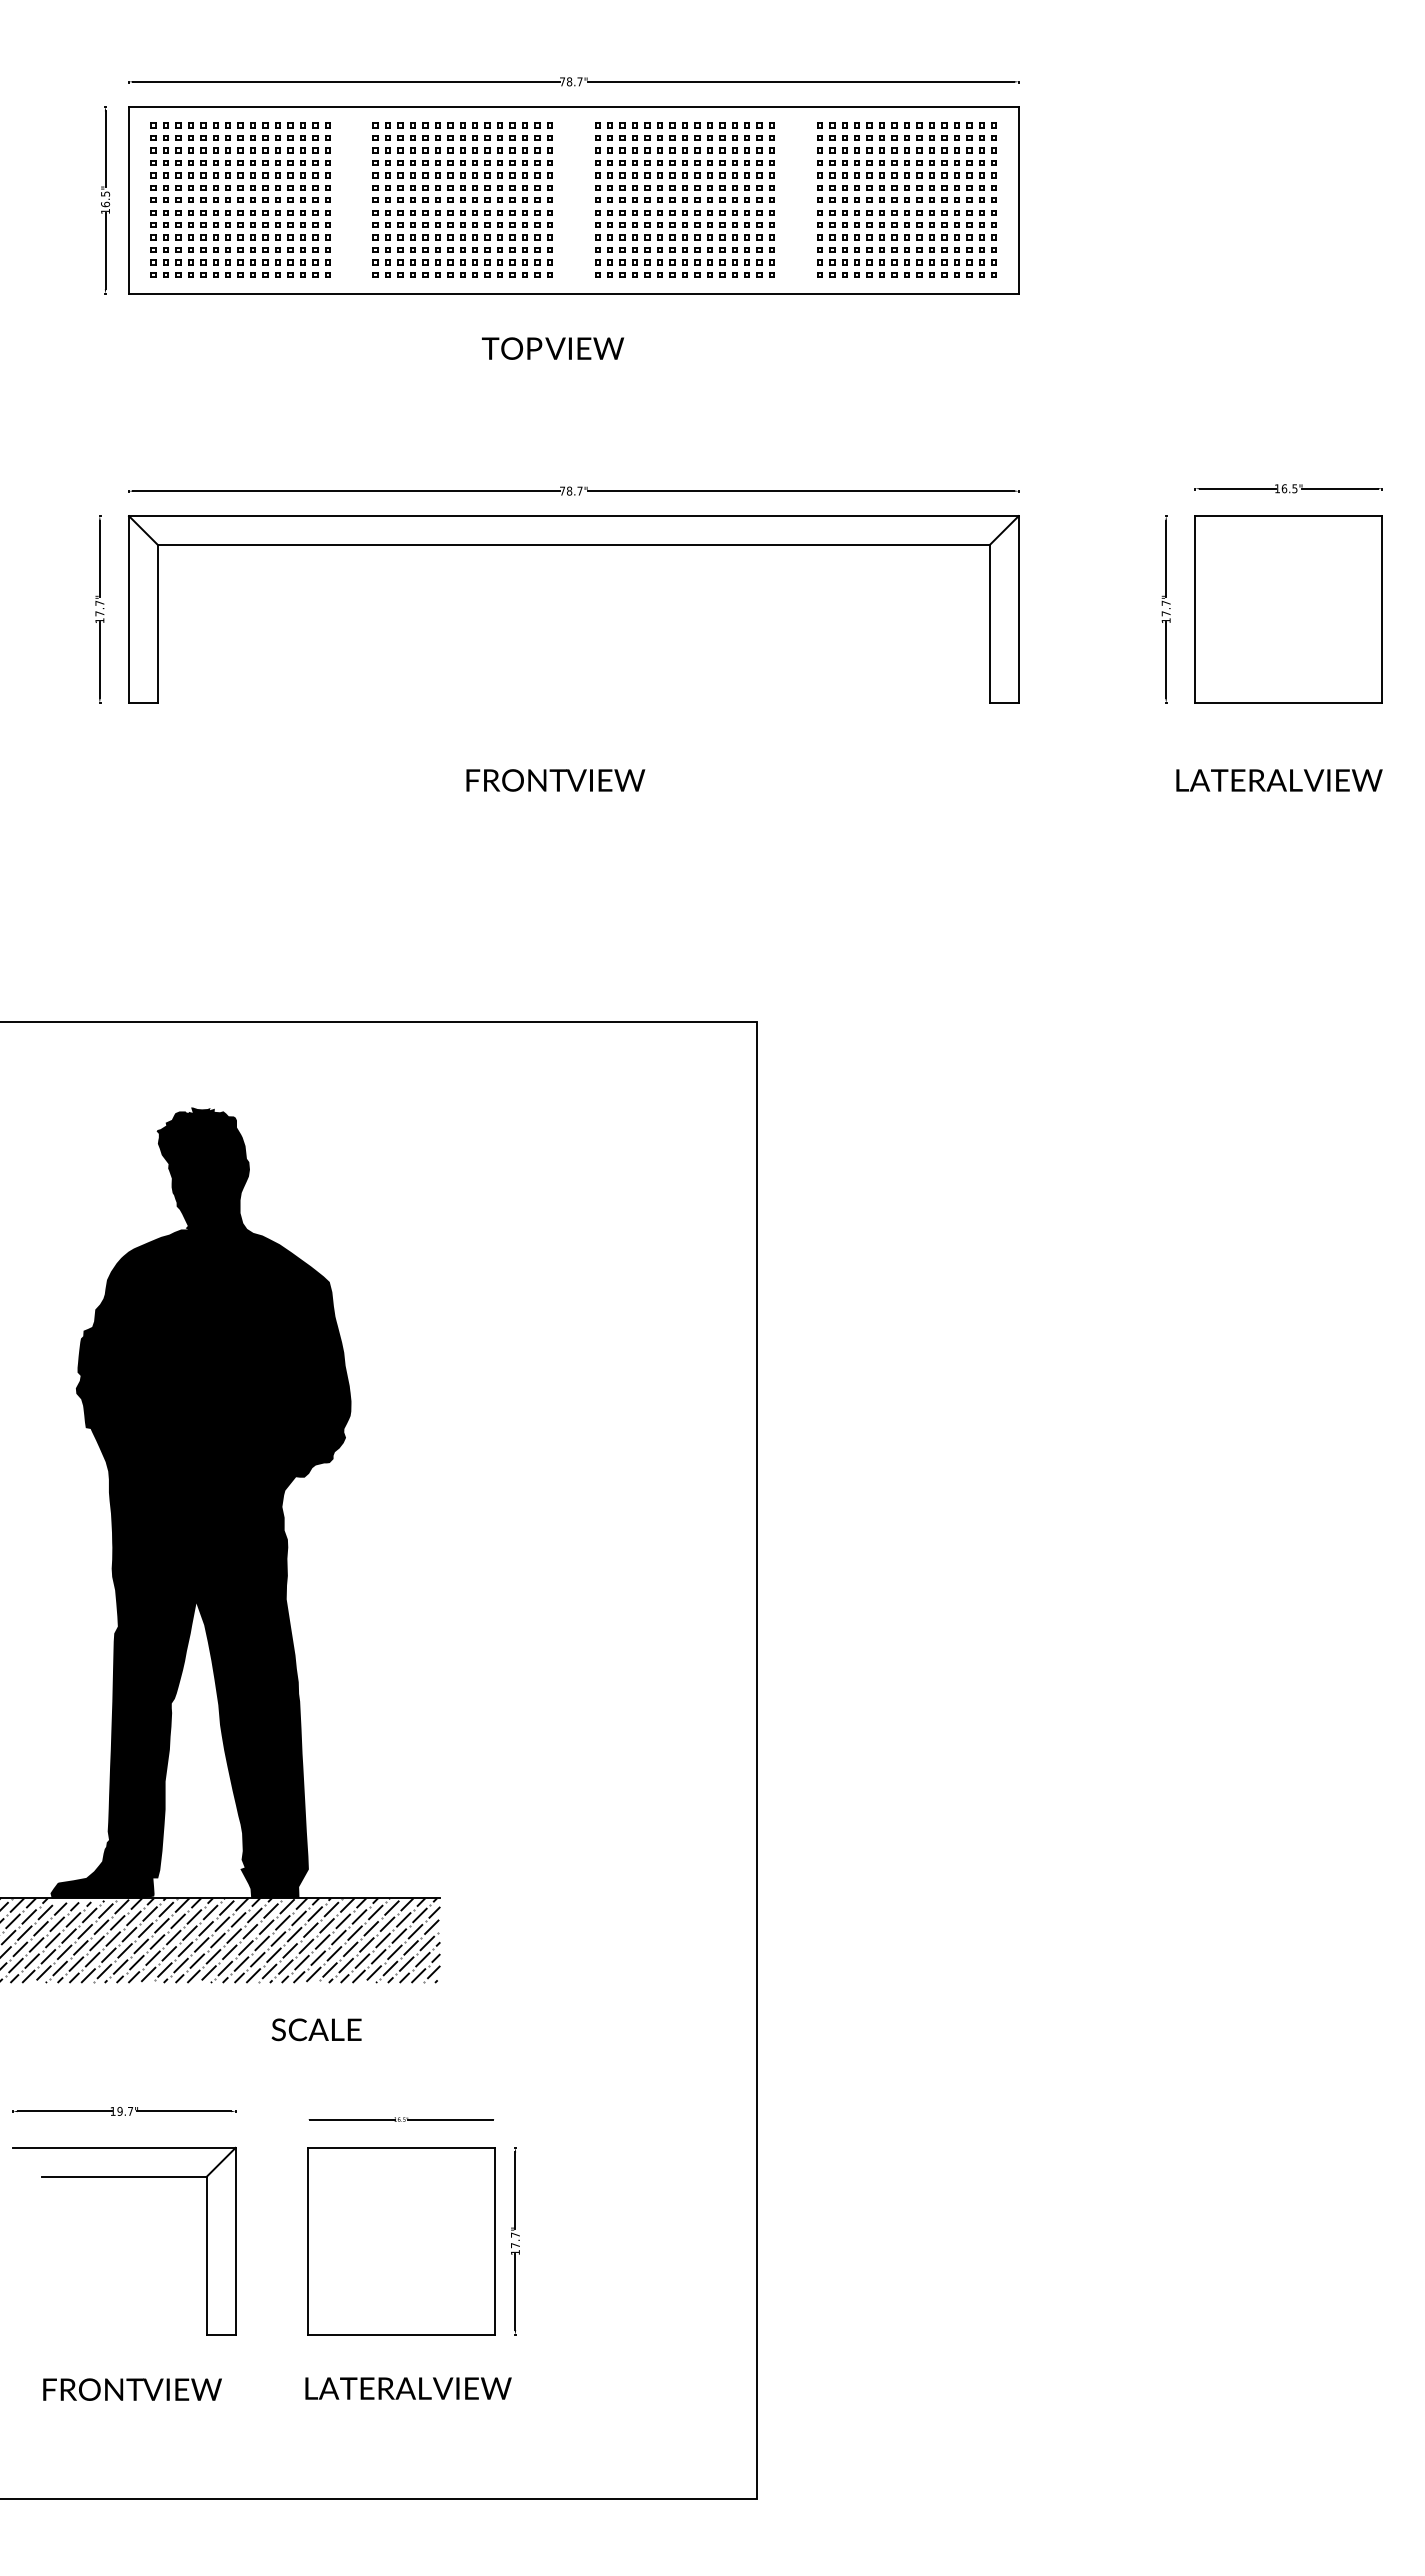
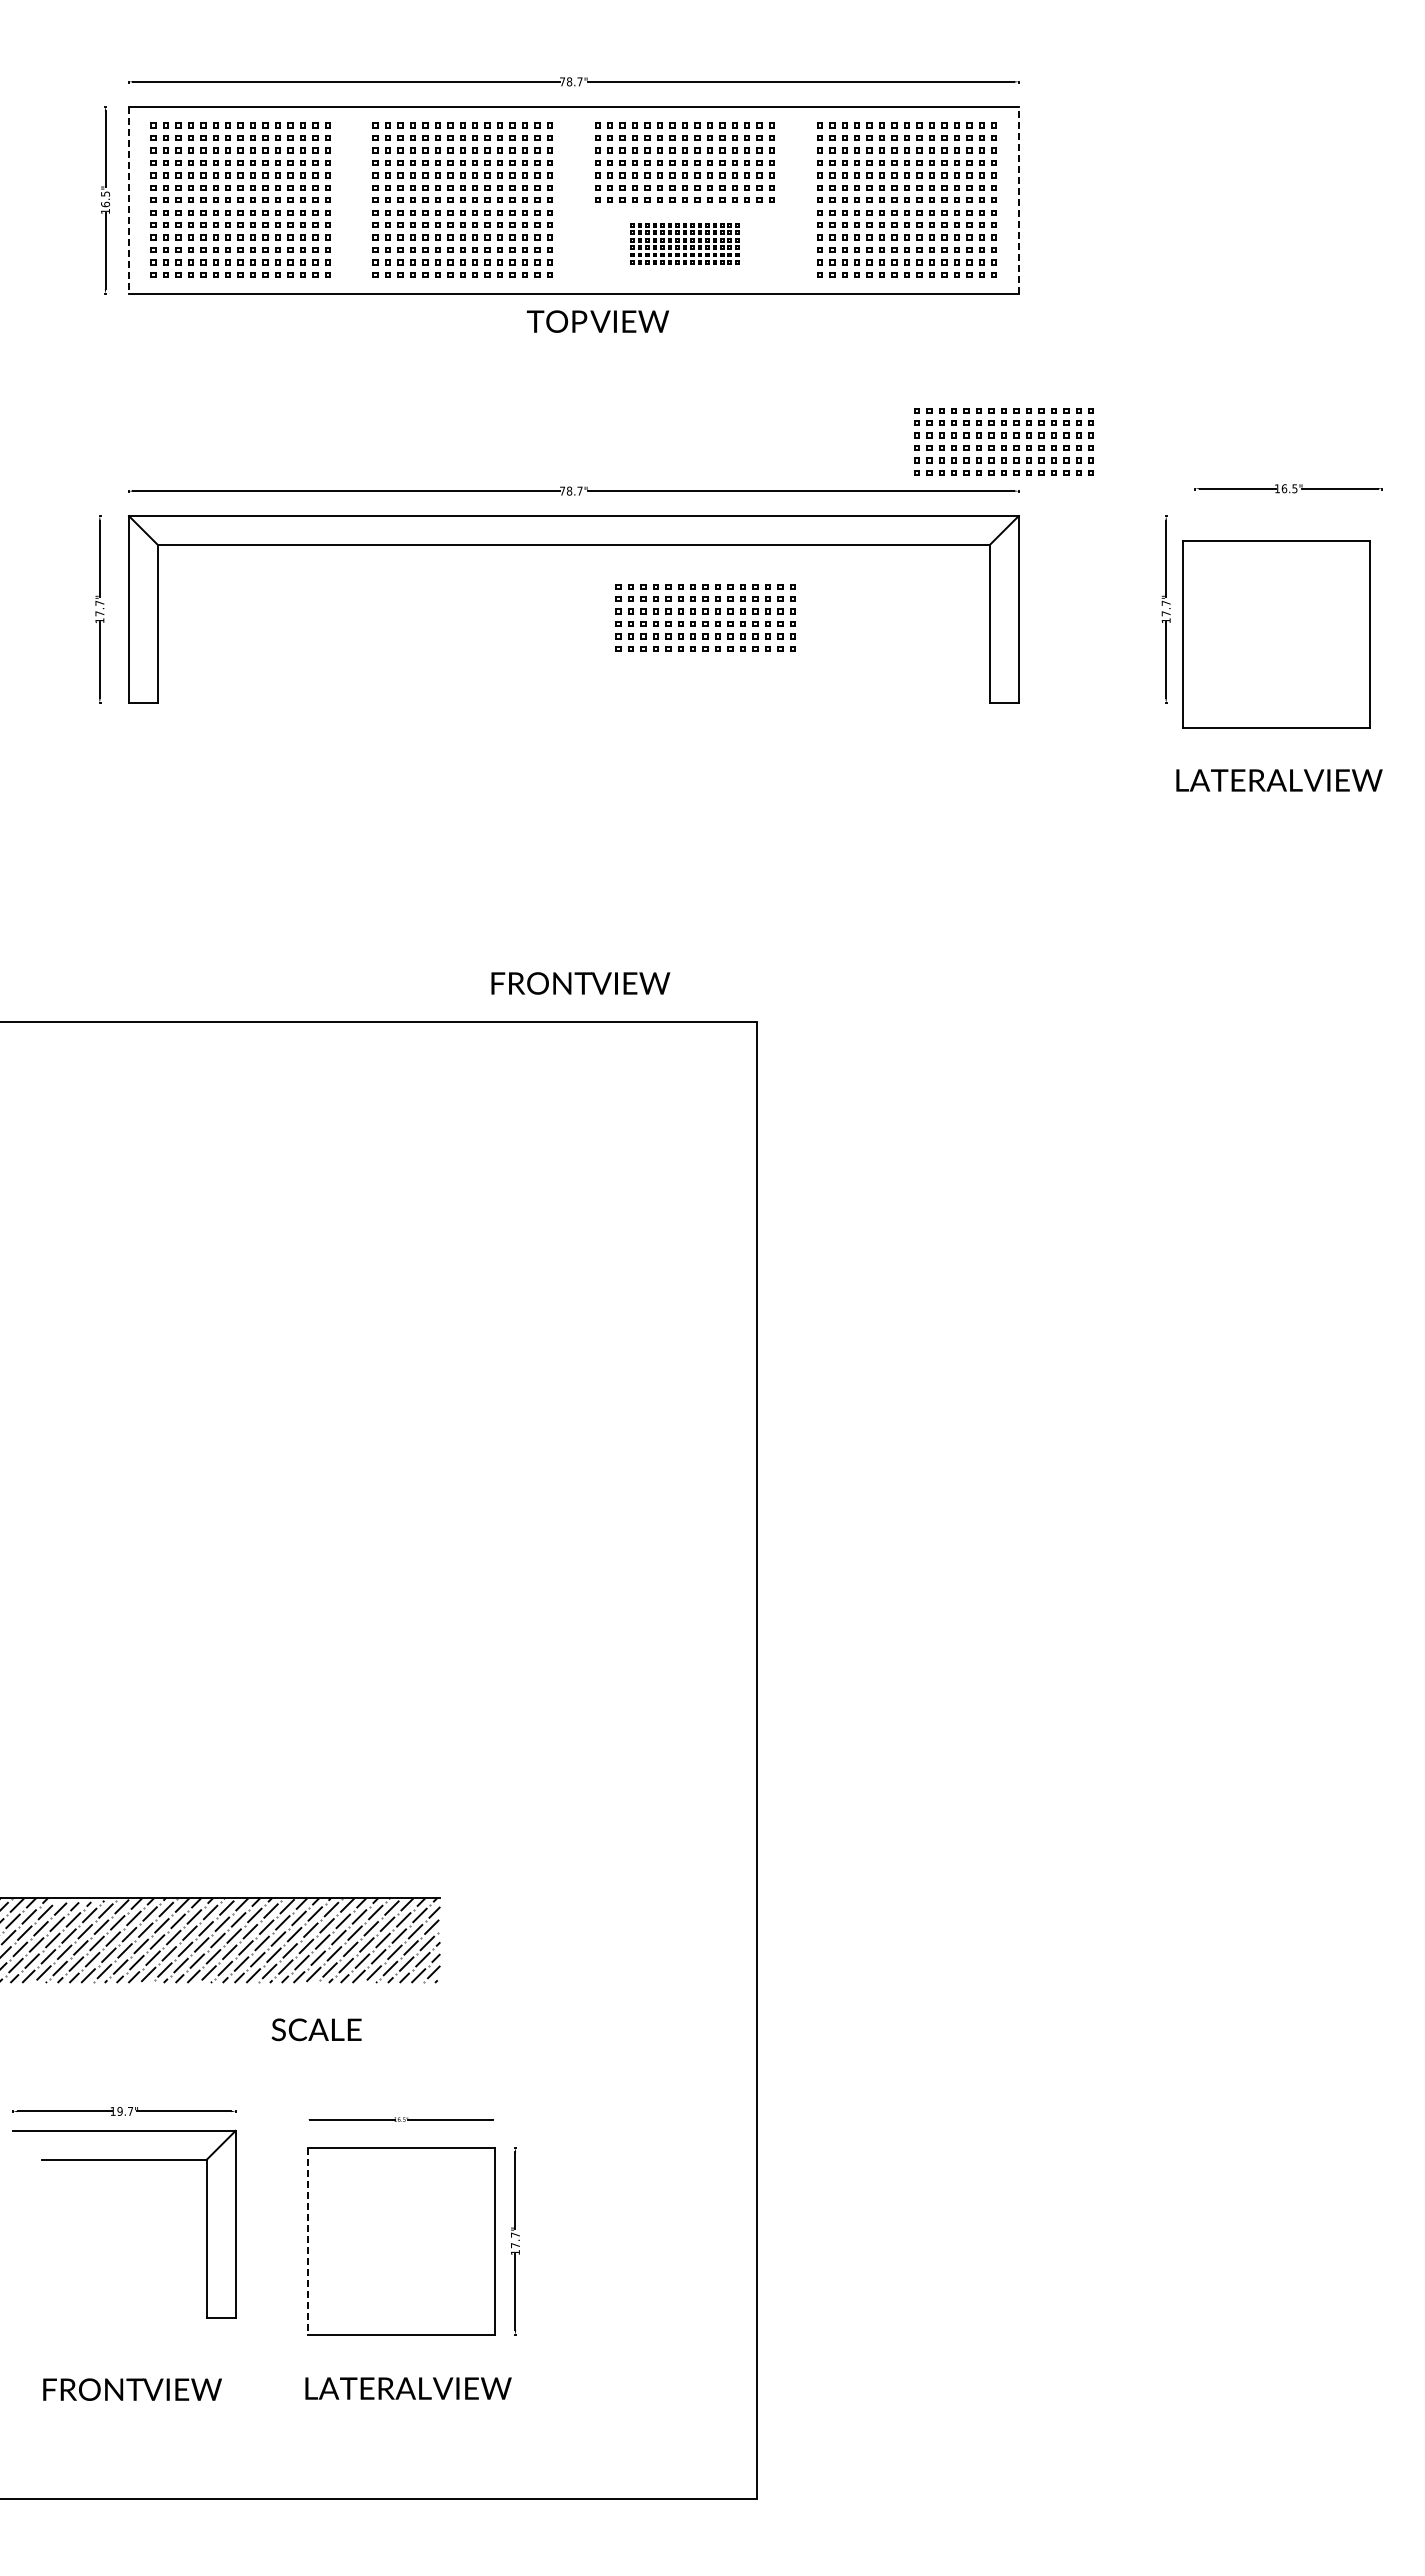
line: solid -> dashed (1018, 199)
line: solid -> dashed (129, 200)
part size: 180x68 px -> 110x42 px (684, 243)
text position: (553, 348) -> (598, 321) (598, 321)
part: none -> present (1003, 441)
part position: (1288, 609) -> (1276, 634) (1276, 634)
part: none -> present (705, 617)
text position: (555, 780) -> (580, 983) (580, 983)
fill: present -> none (200, 1502)
part position: (124, 2177) -> (124, 2160) (124, 2160)
line: solid -> dashed (307, 2241)
